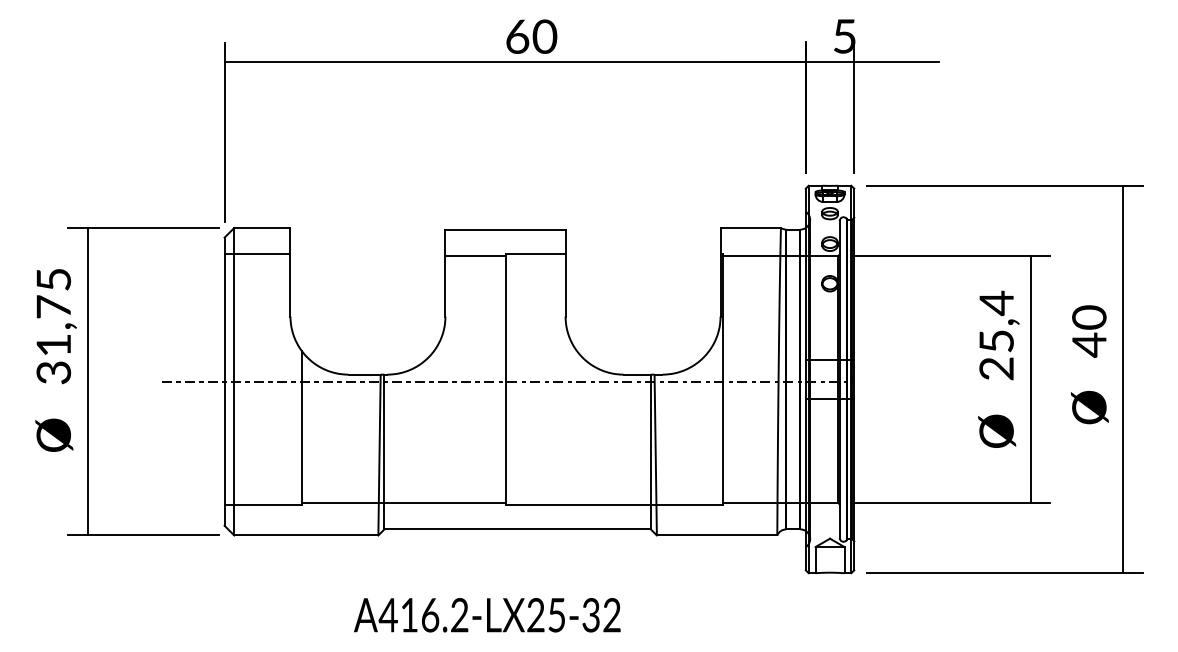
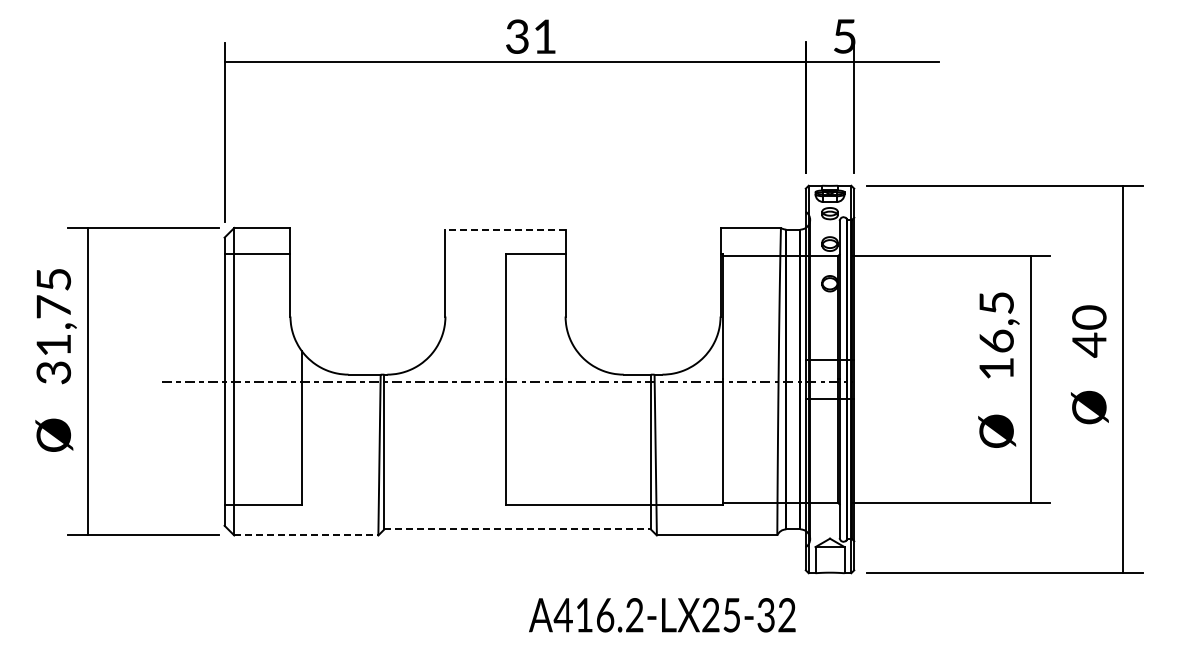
text: 60 -> 31 (531, 36)
line: solid -> dashed (505, 229)
line: present -> none (475, 256)
text: 25,4 -> 16,5 (996, 335)
line: present -> none (403, 502)
line: solid -> dashed (518, 529)
line: solid -> dashed (306, 535)
text position: (487, 615) -> (662, 615) (662, 615)
